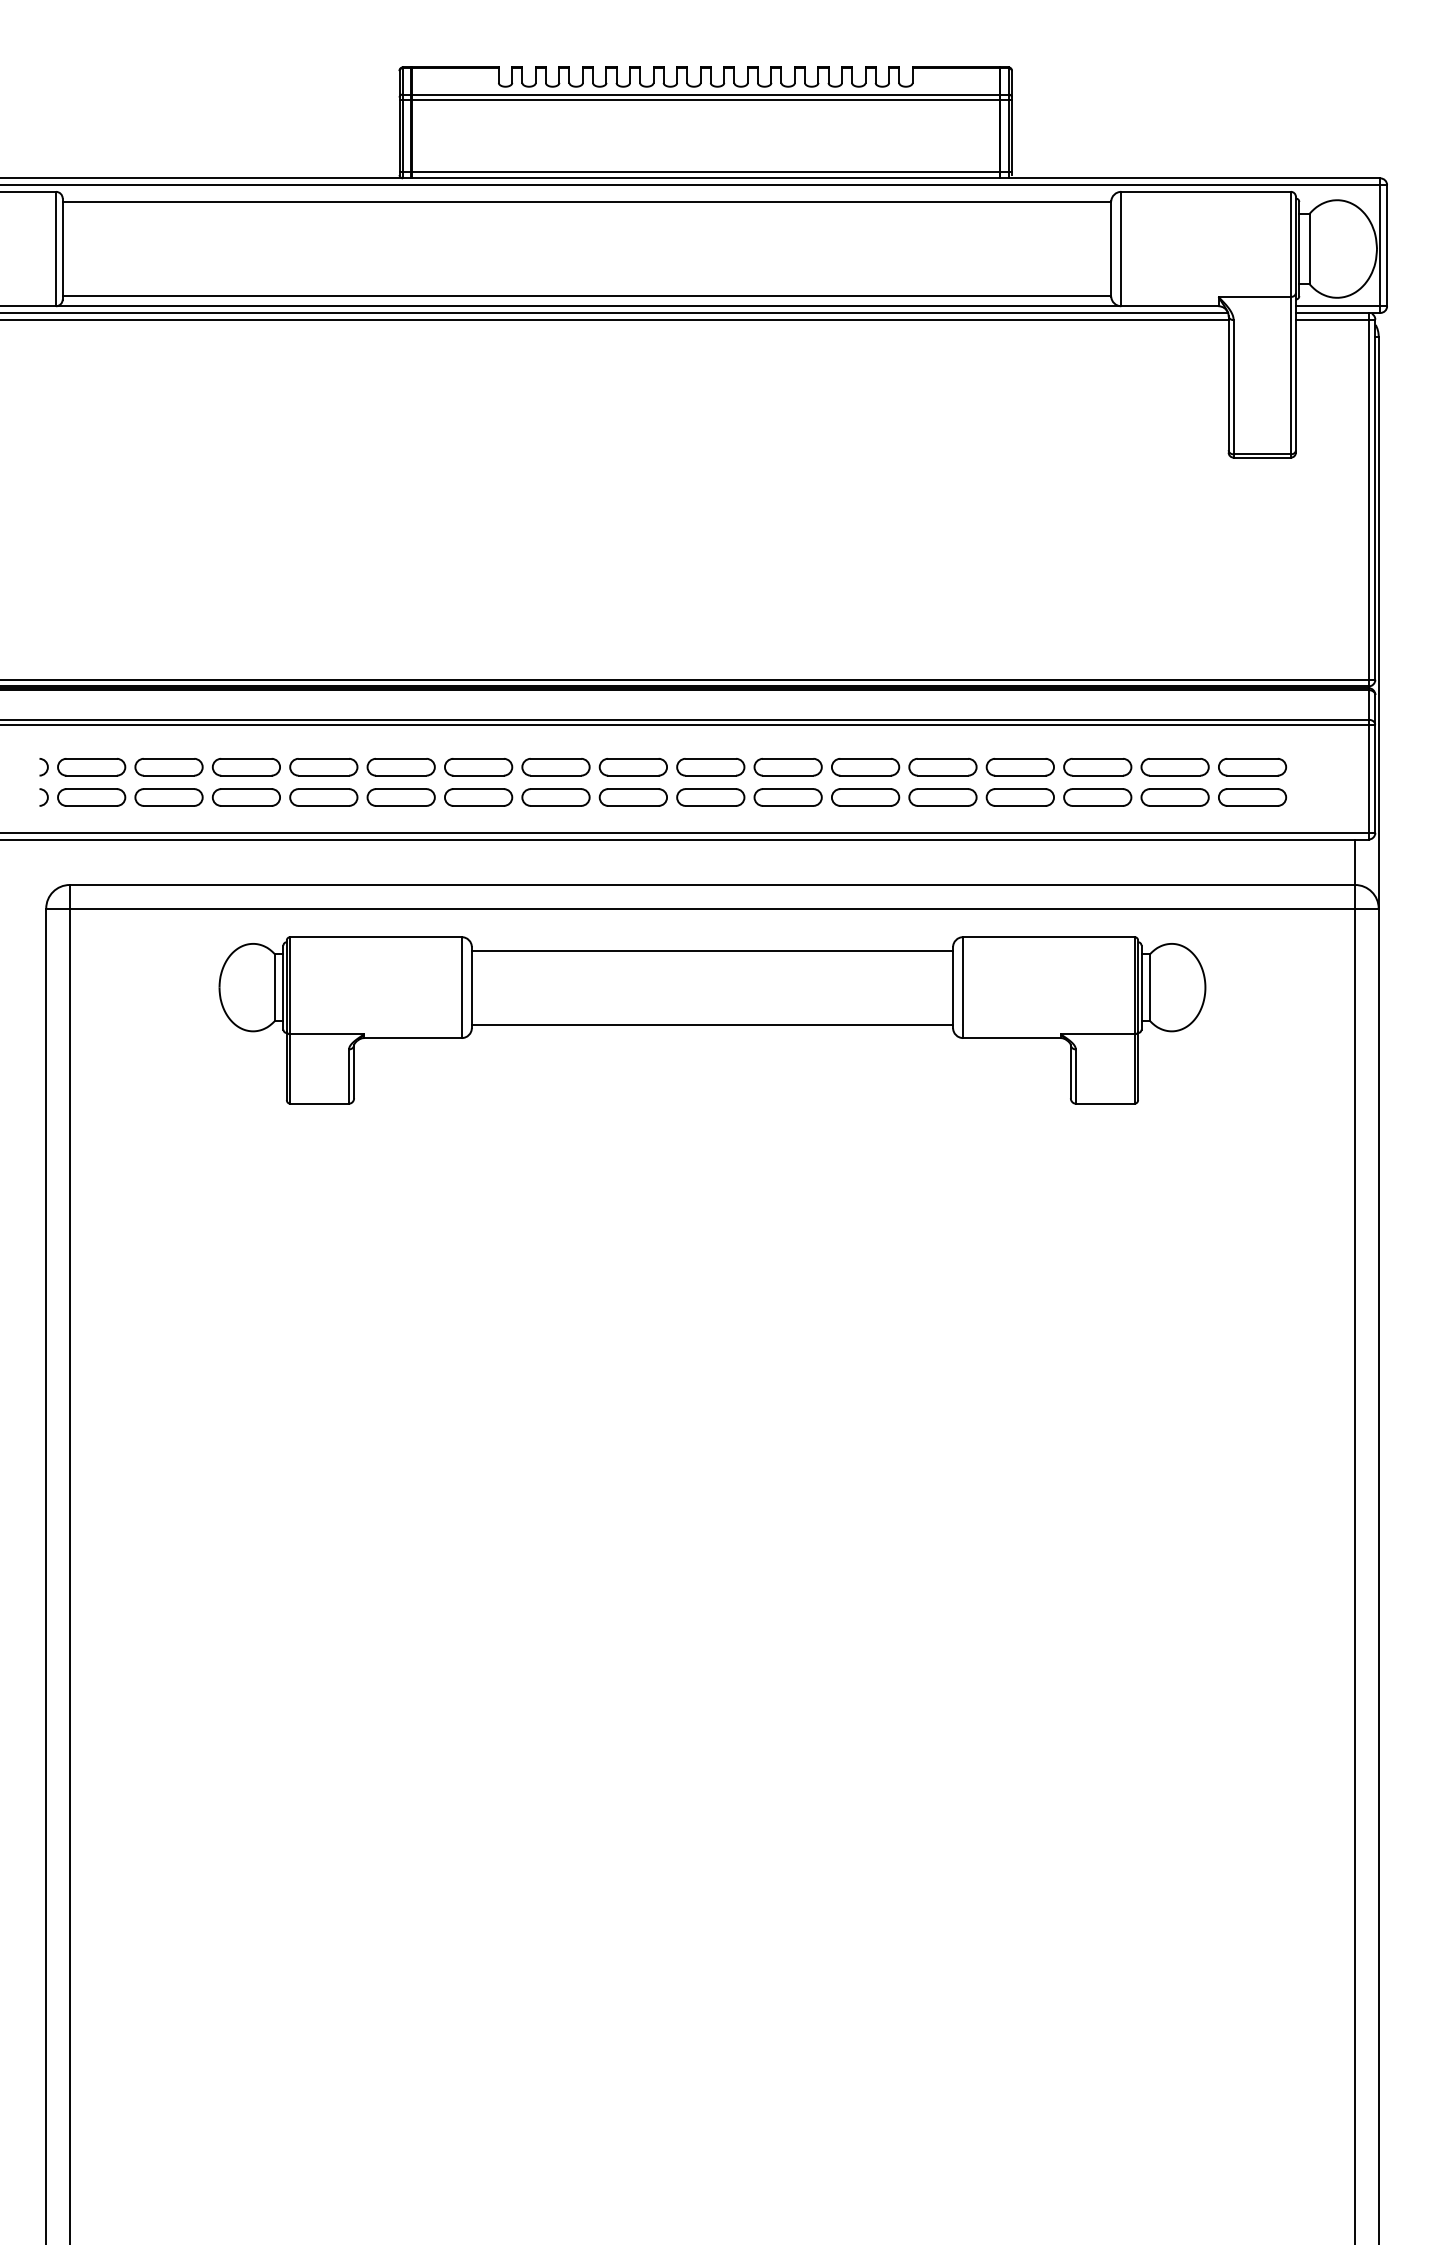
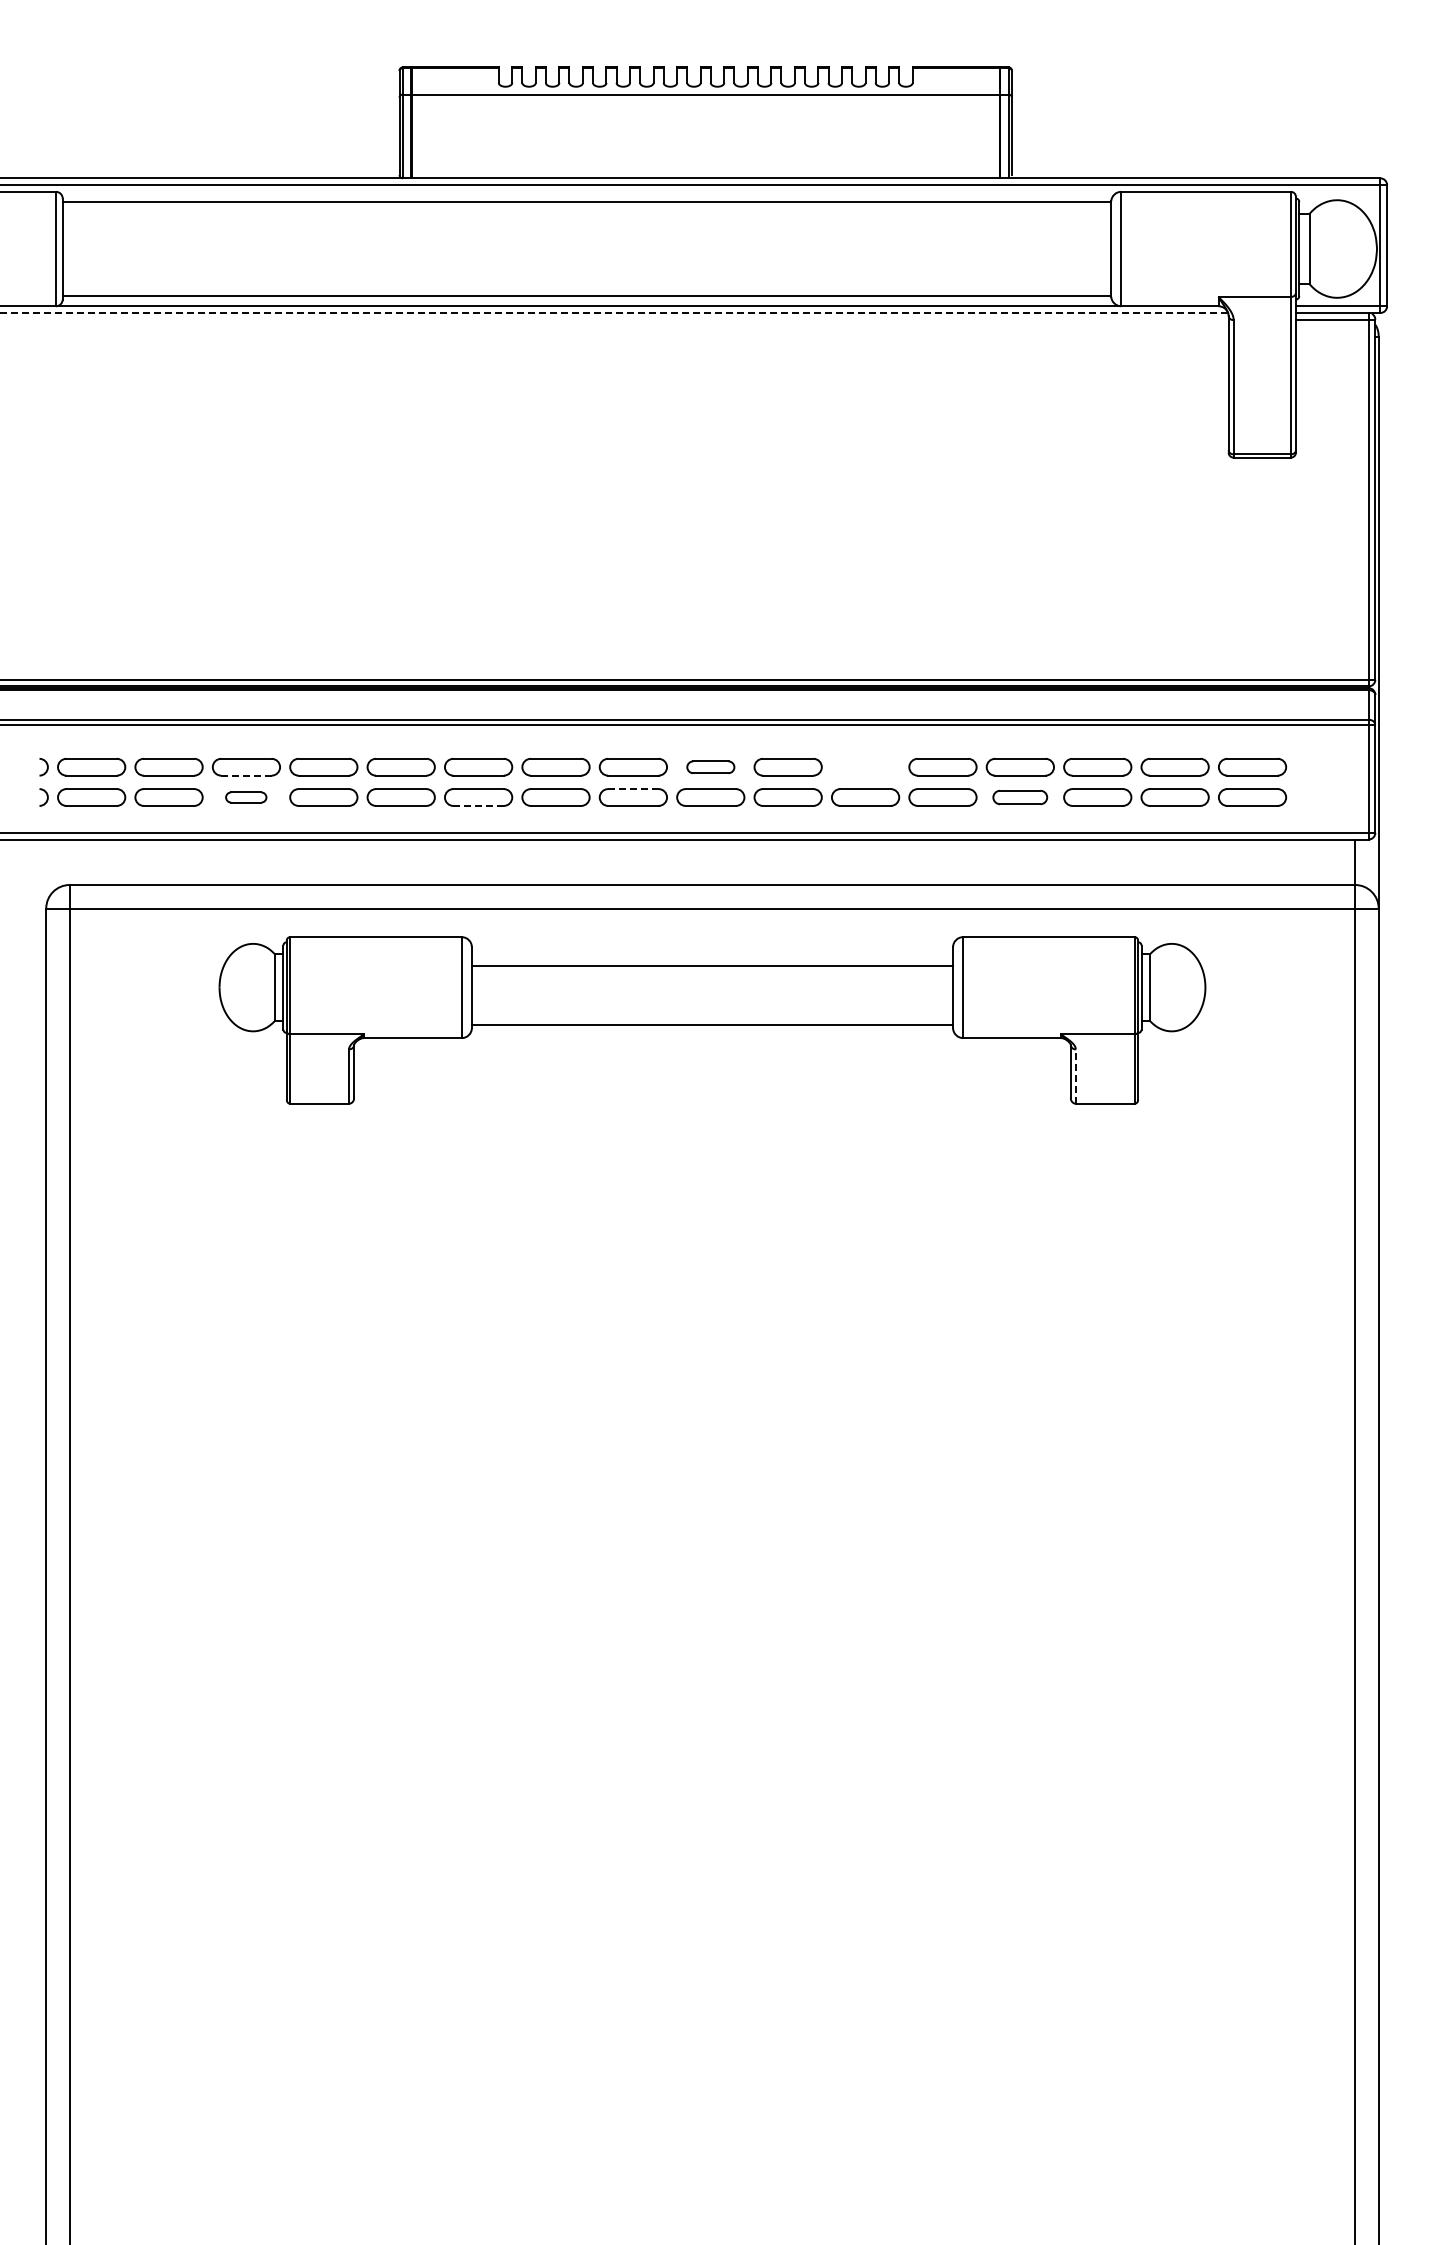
line: present -> none (705, 100)
line: present -> none (705, 171)
line: solid -> dashed (614, 312)
line: present -> none (615, 319)
part size: 70x19 px -> 50x14 px (710, 766)
part: present -> none (865, 767)
line: solid -> dashed (246, 775)
line: solid -> dashed (632, 789)
part size: 70x19 px -> 43x13 px (246, 797)
part size: 70x19 px -> 57x17 px (1020, 797)
line: solid -> dashed (479, 805)
line position: (712, 950) -> (712, 965) (712, 965)
line: solid -> dashed (1075, 1076)
